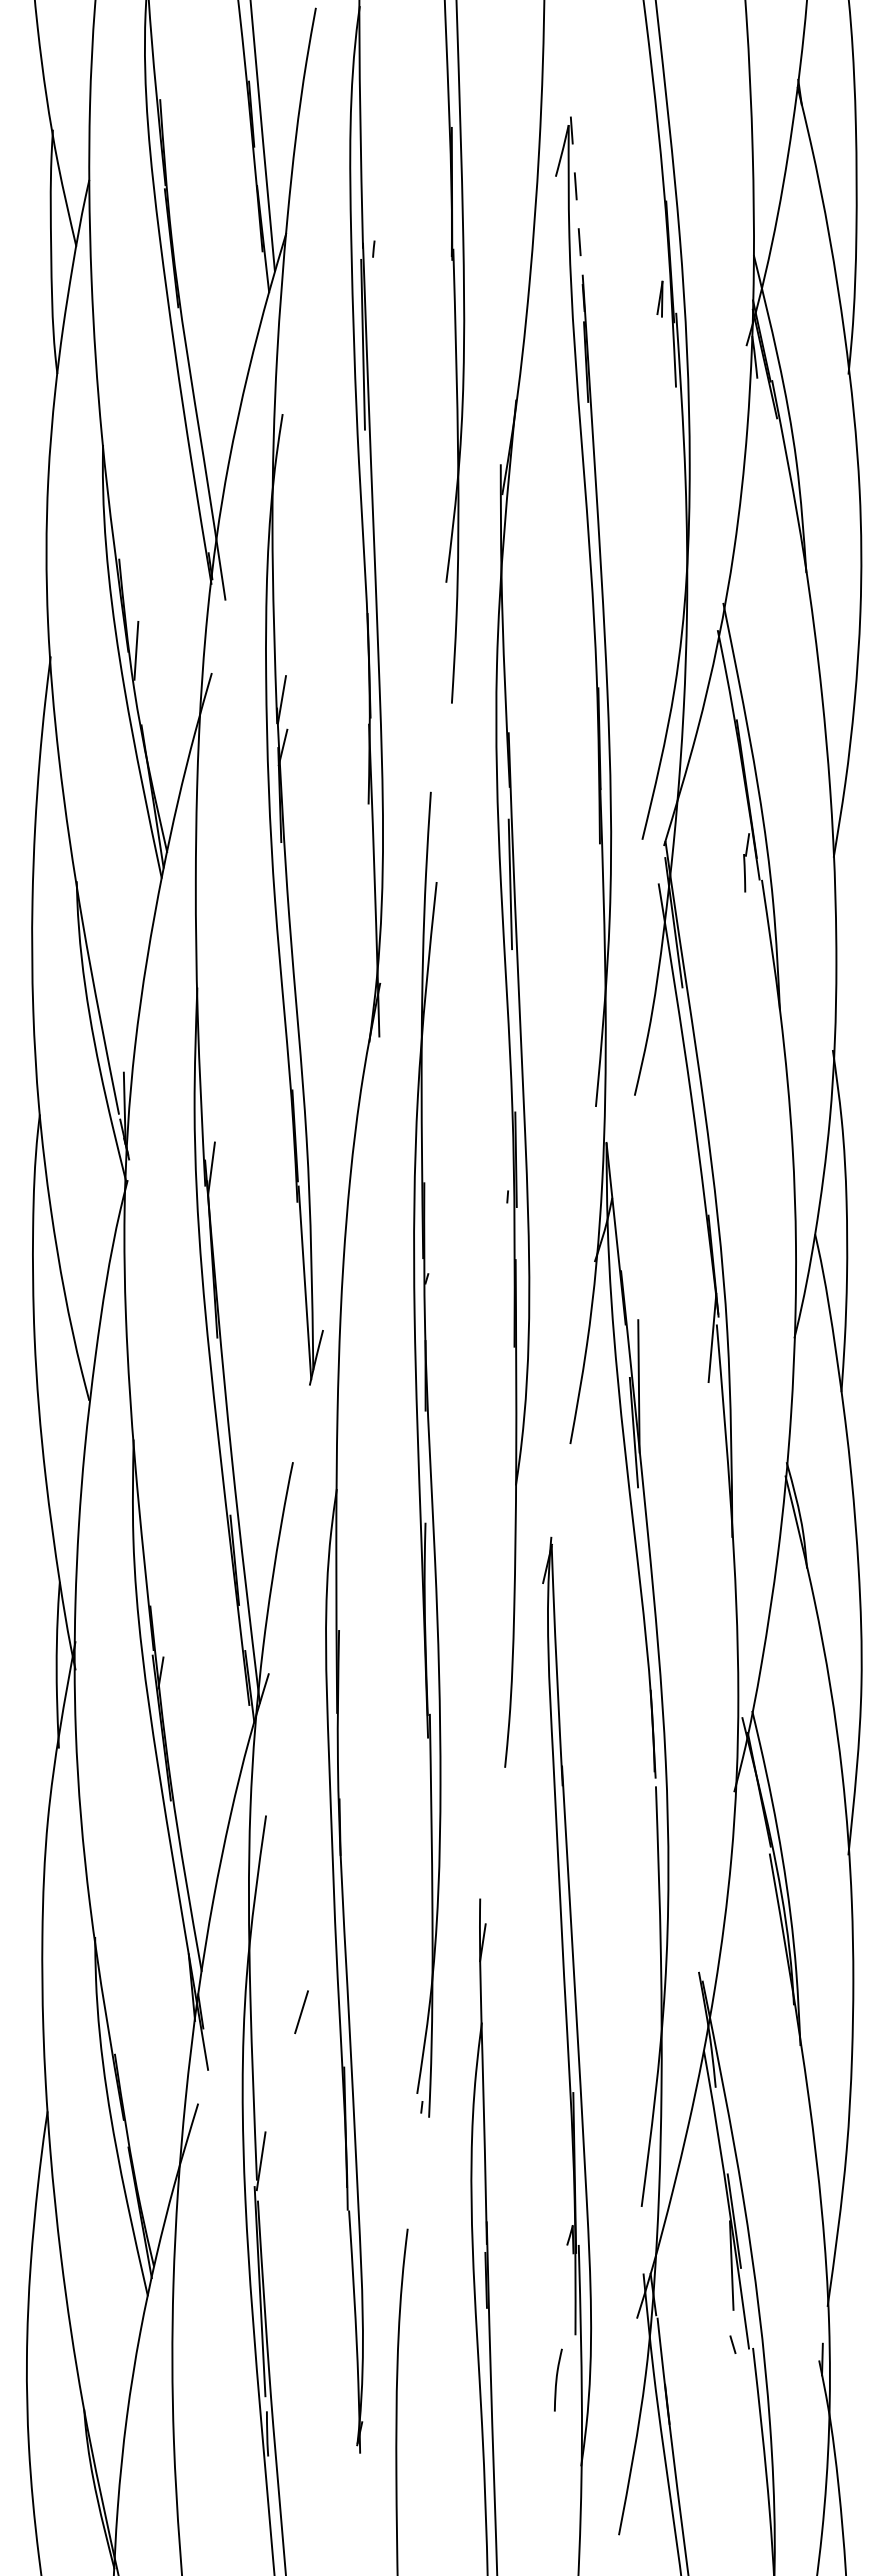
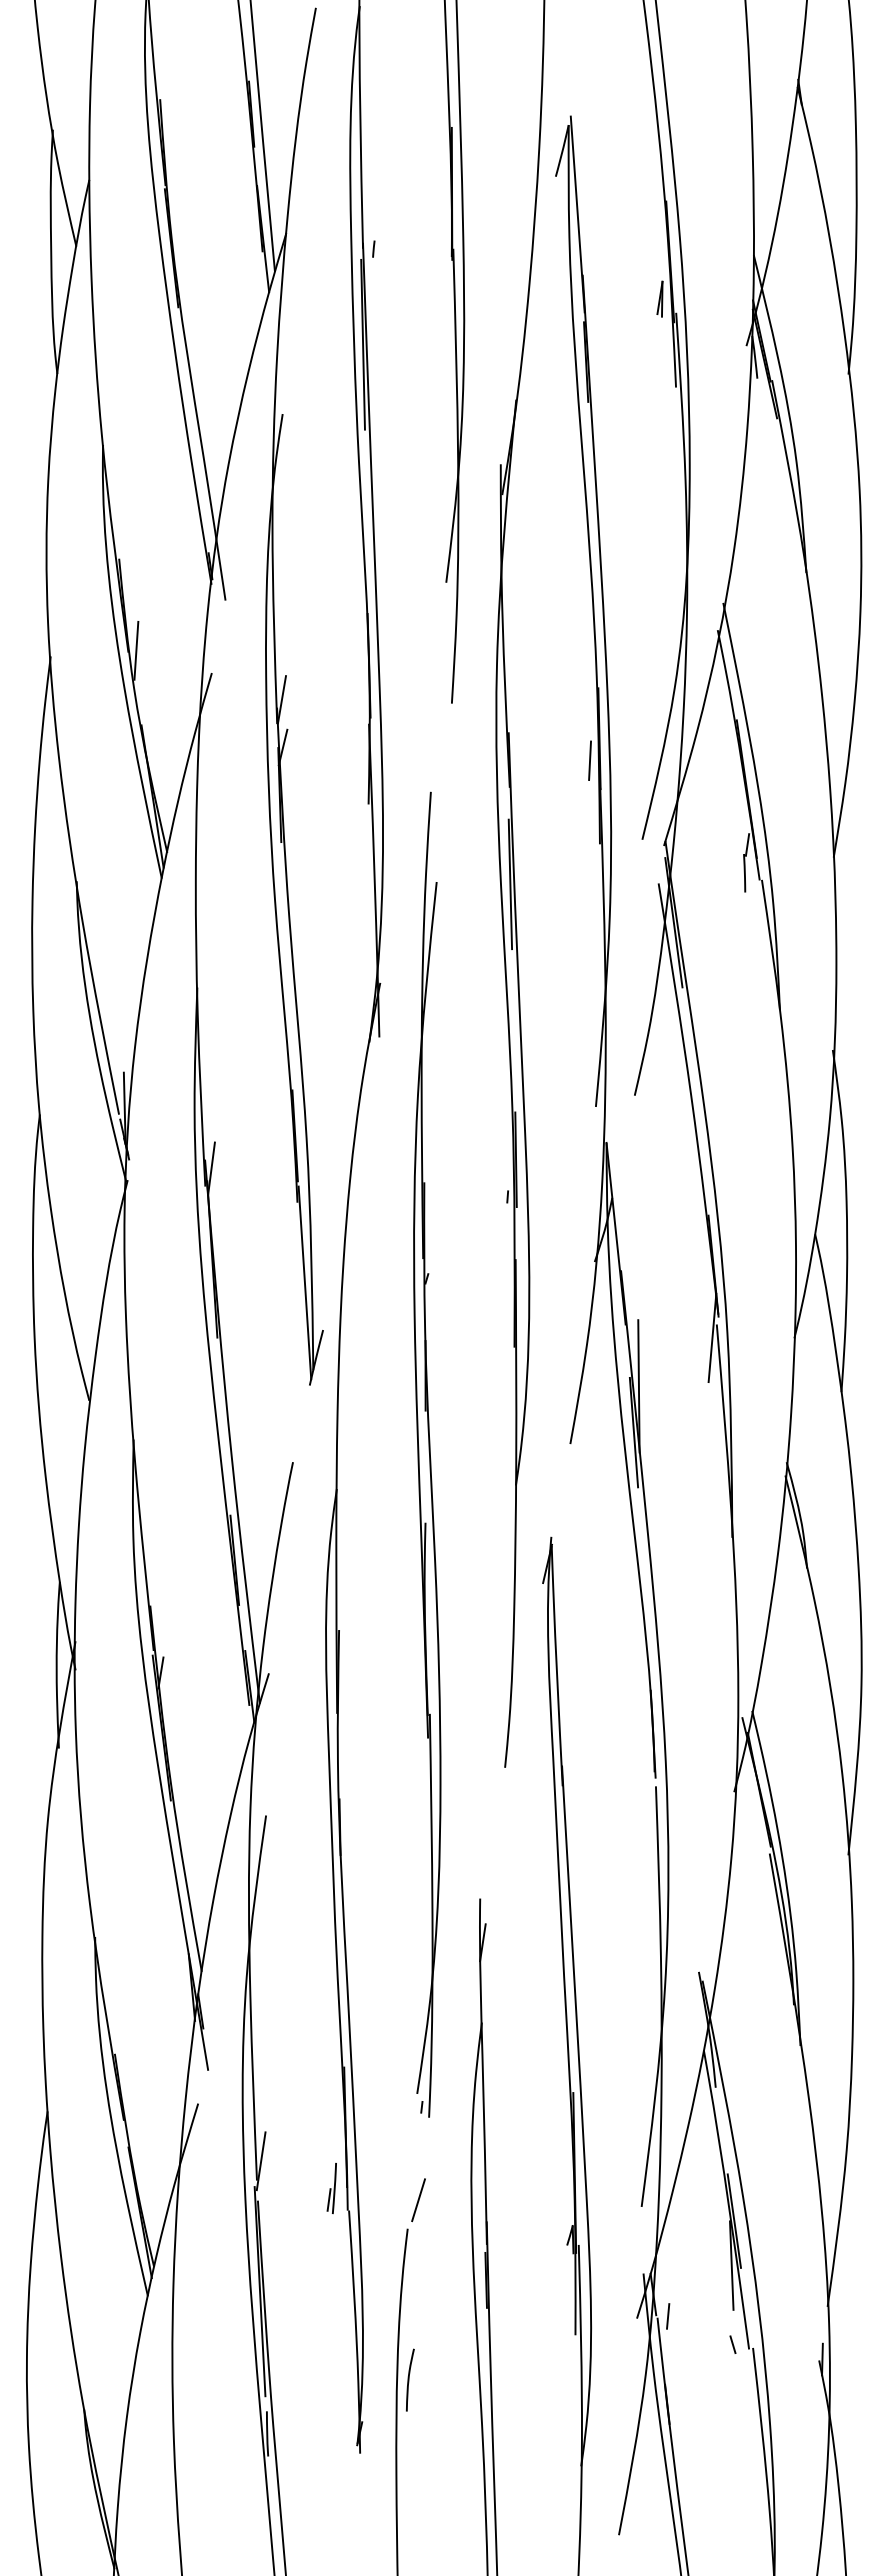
line: dashed -> solid (577, 214)
line: none -> present (590, 760)
line position: (301, 2012) -> (418, 2200) (418, 2200)
part: none -> present (331, 2188)
line: none -> present (668, 2316)
curve position: (557, 2379) -> (409, 2379) (409, 2379)
